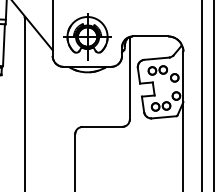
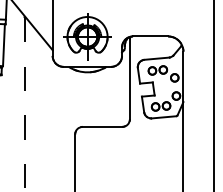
line: present -> none (202, 95)
line: solid -> dashed (24, 104)
